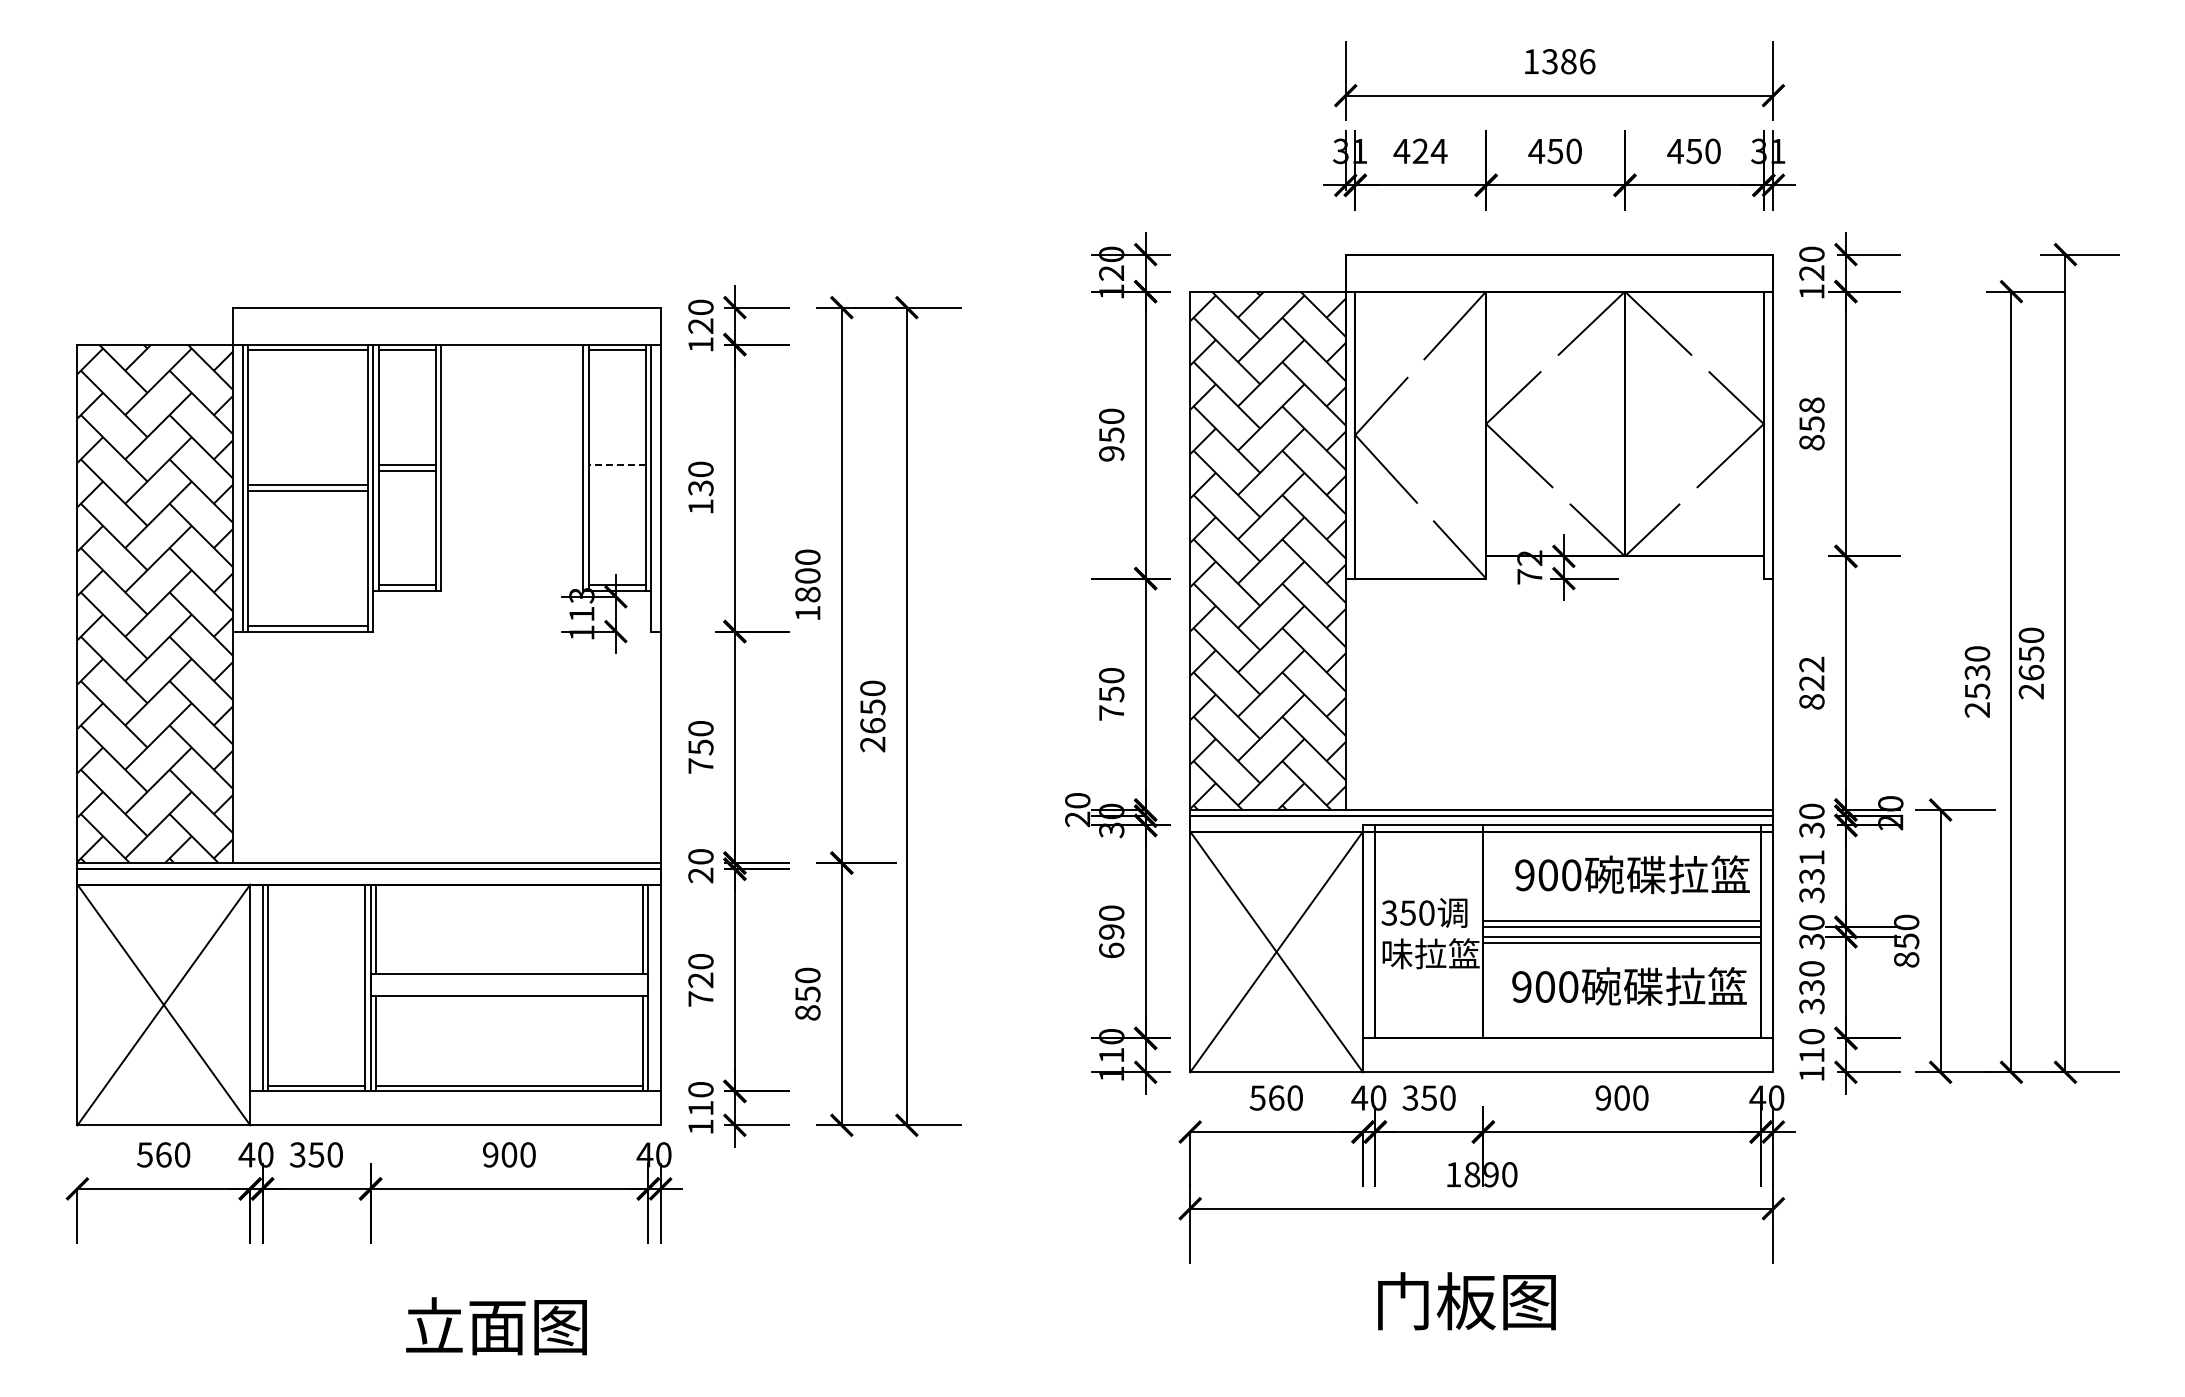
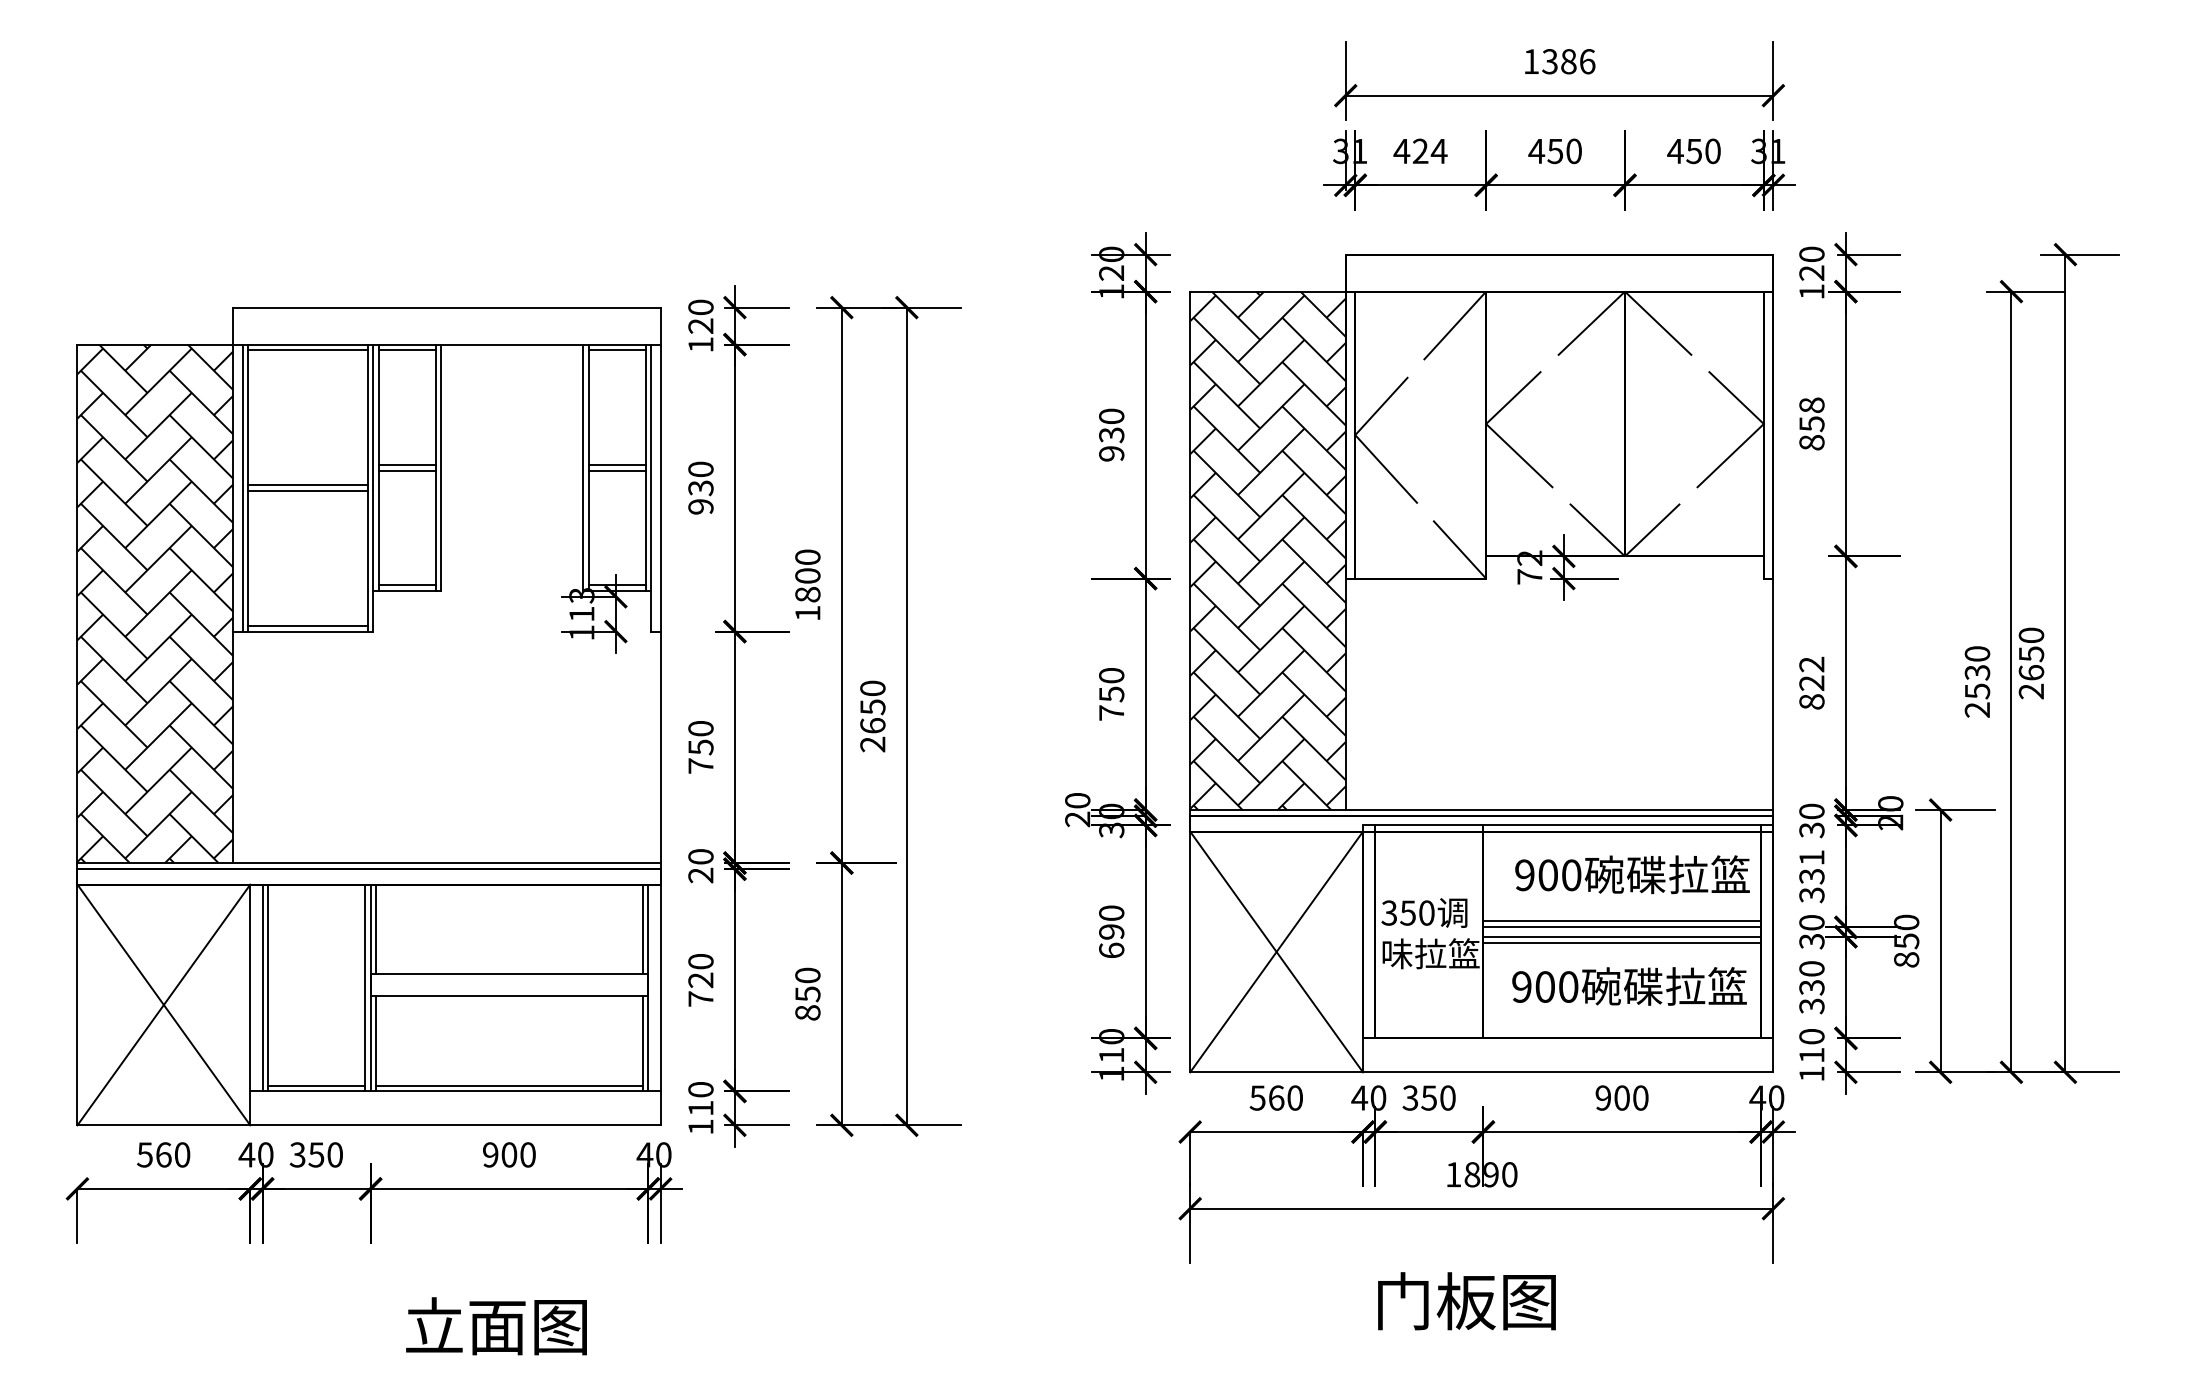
text: 950 -> 930 (1111, 434)
line: dashed -> solid (616, 465)
line: none -> present (616, 470)
text: 130 -> 930 (700, 506)
